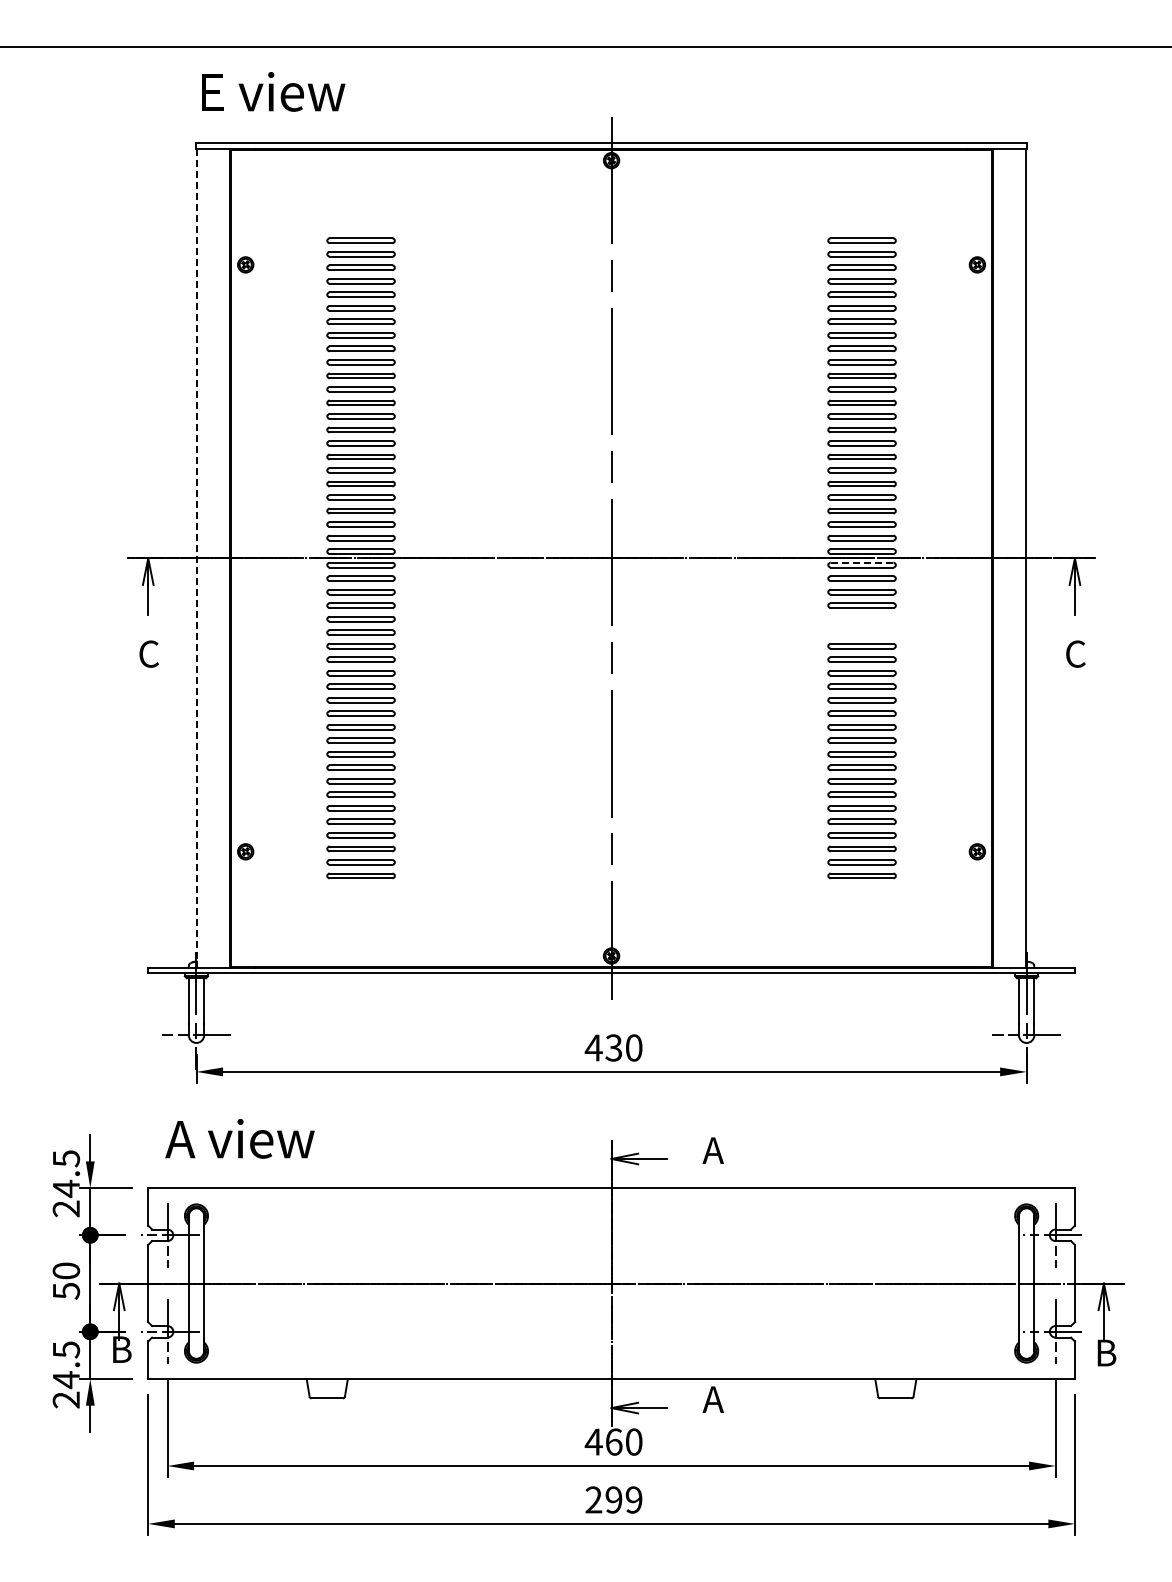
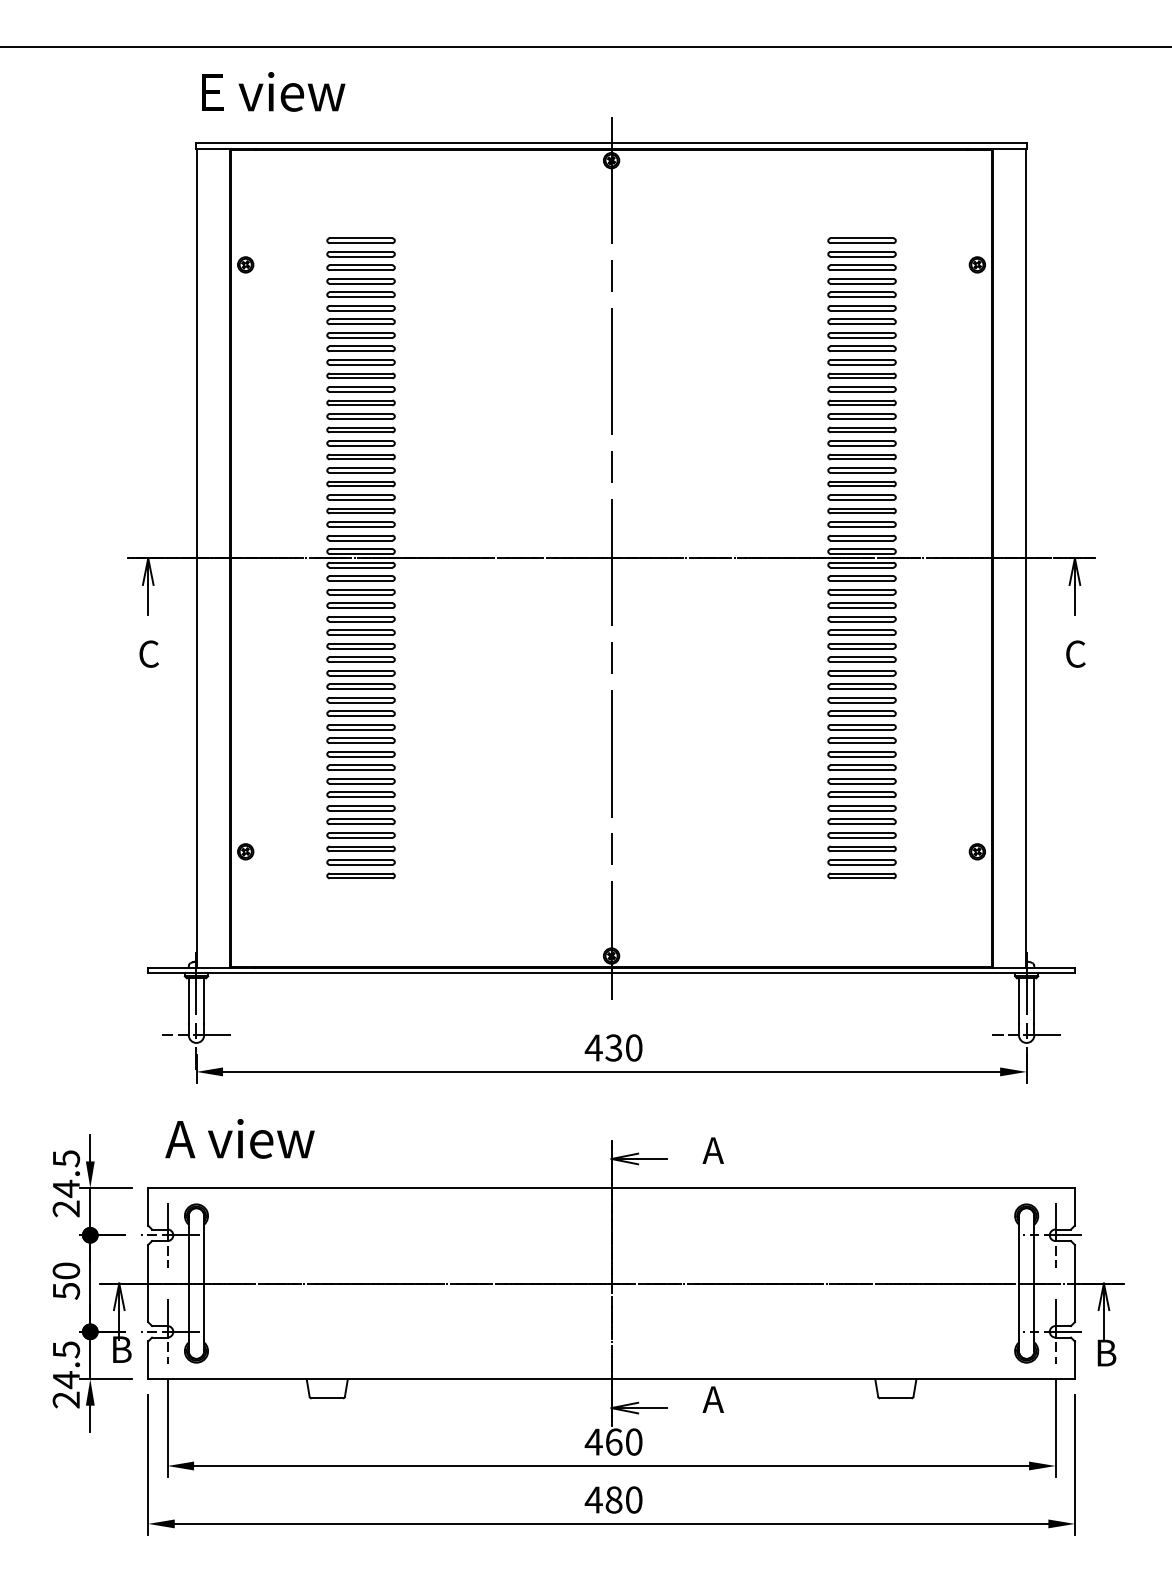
line: dashed -> solid (197, 558)
line: dashed -> solid (862, 562)
part: none -> present (861, 625)
text: 299 -> 480 (613, 1499)
